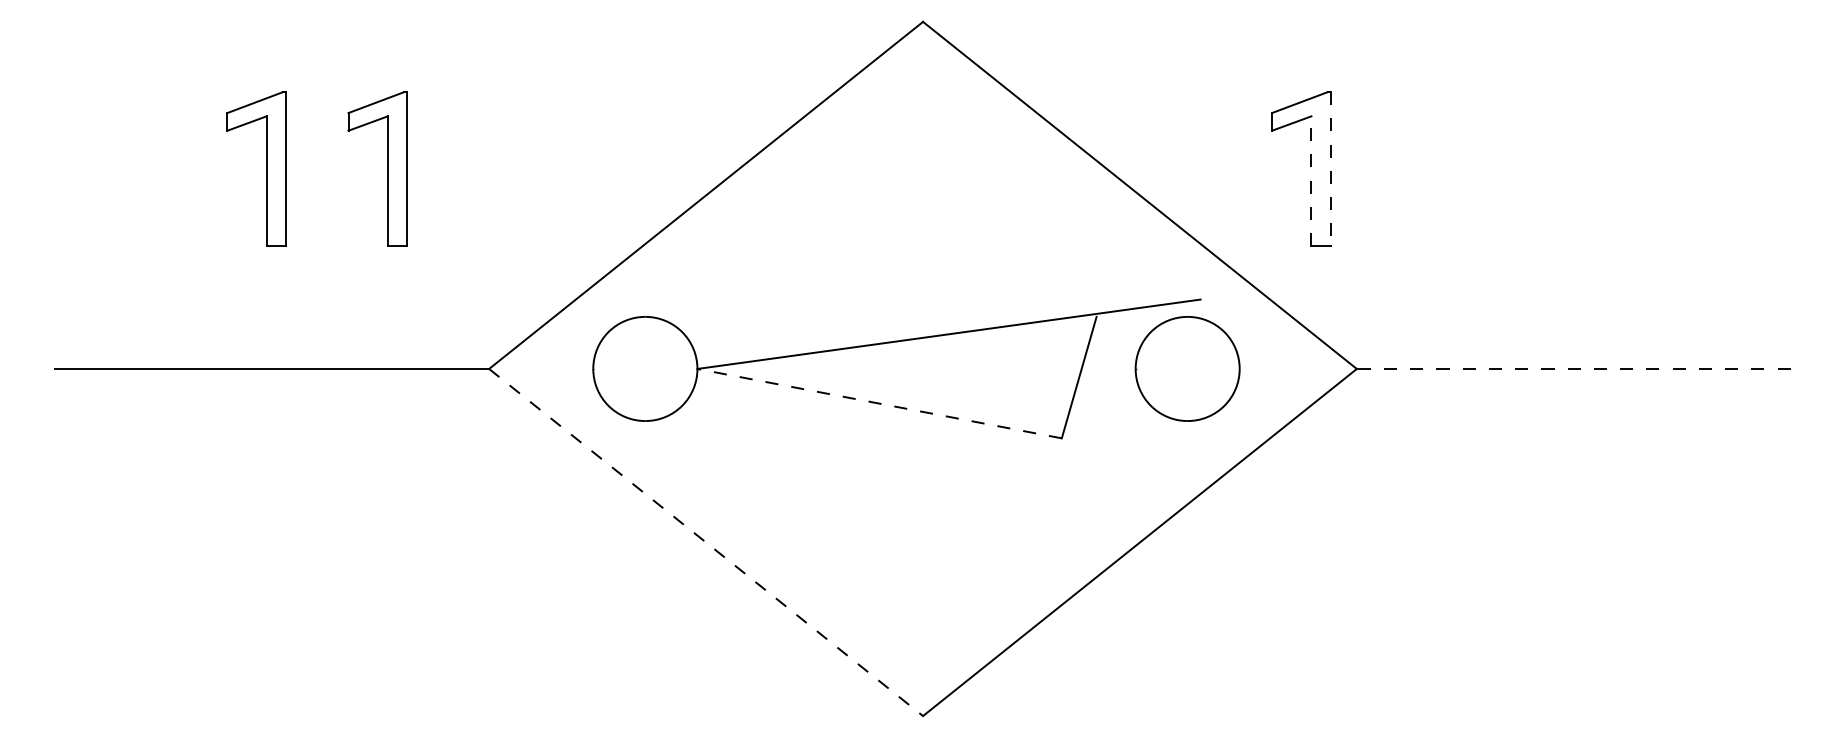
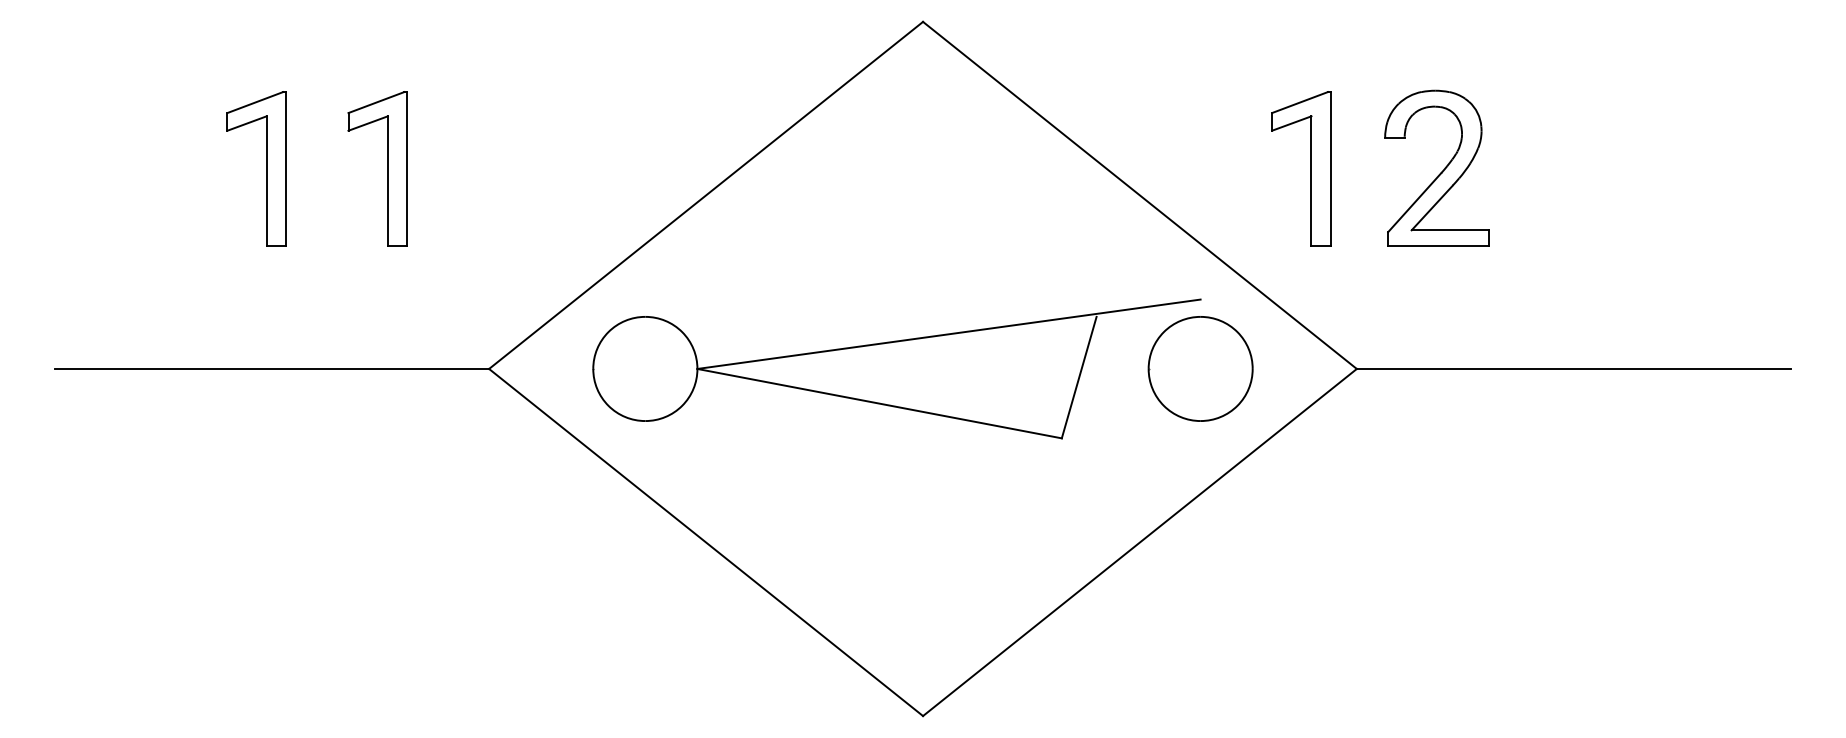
line: dashed -> solid (1330, 169)
part: none -> present (1441, 171)
line: dashed -> solid (1311, 181)
part position: (1187, 368) -> (1200, 368) (1200, 368)
line: dashed -> solid (1573, 368)
line: dashed -> solid (879, 403)
line: dashed -> solid (706, 542)
